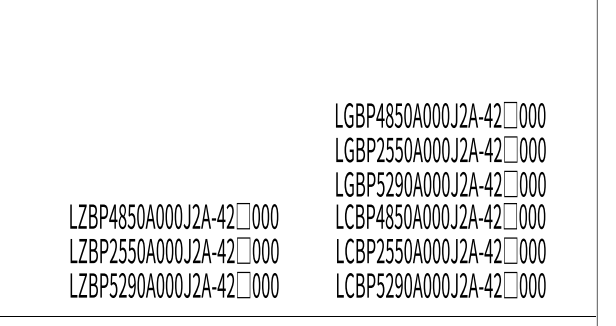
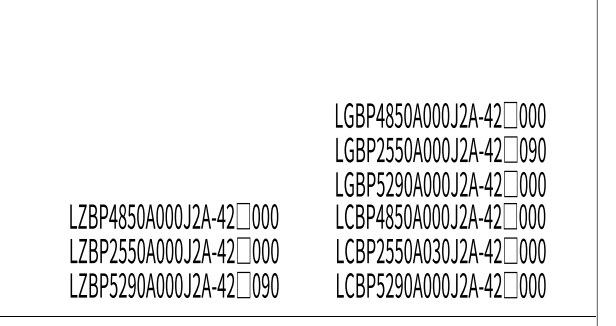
text: 000 -> 090 (532, 149)
text: LCBP2550A000J2A-42 -> LCBP2550A030J2A-42 (436, 250)
text: 000 -> 090 (265, 285)
